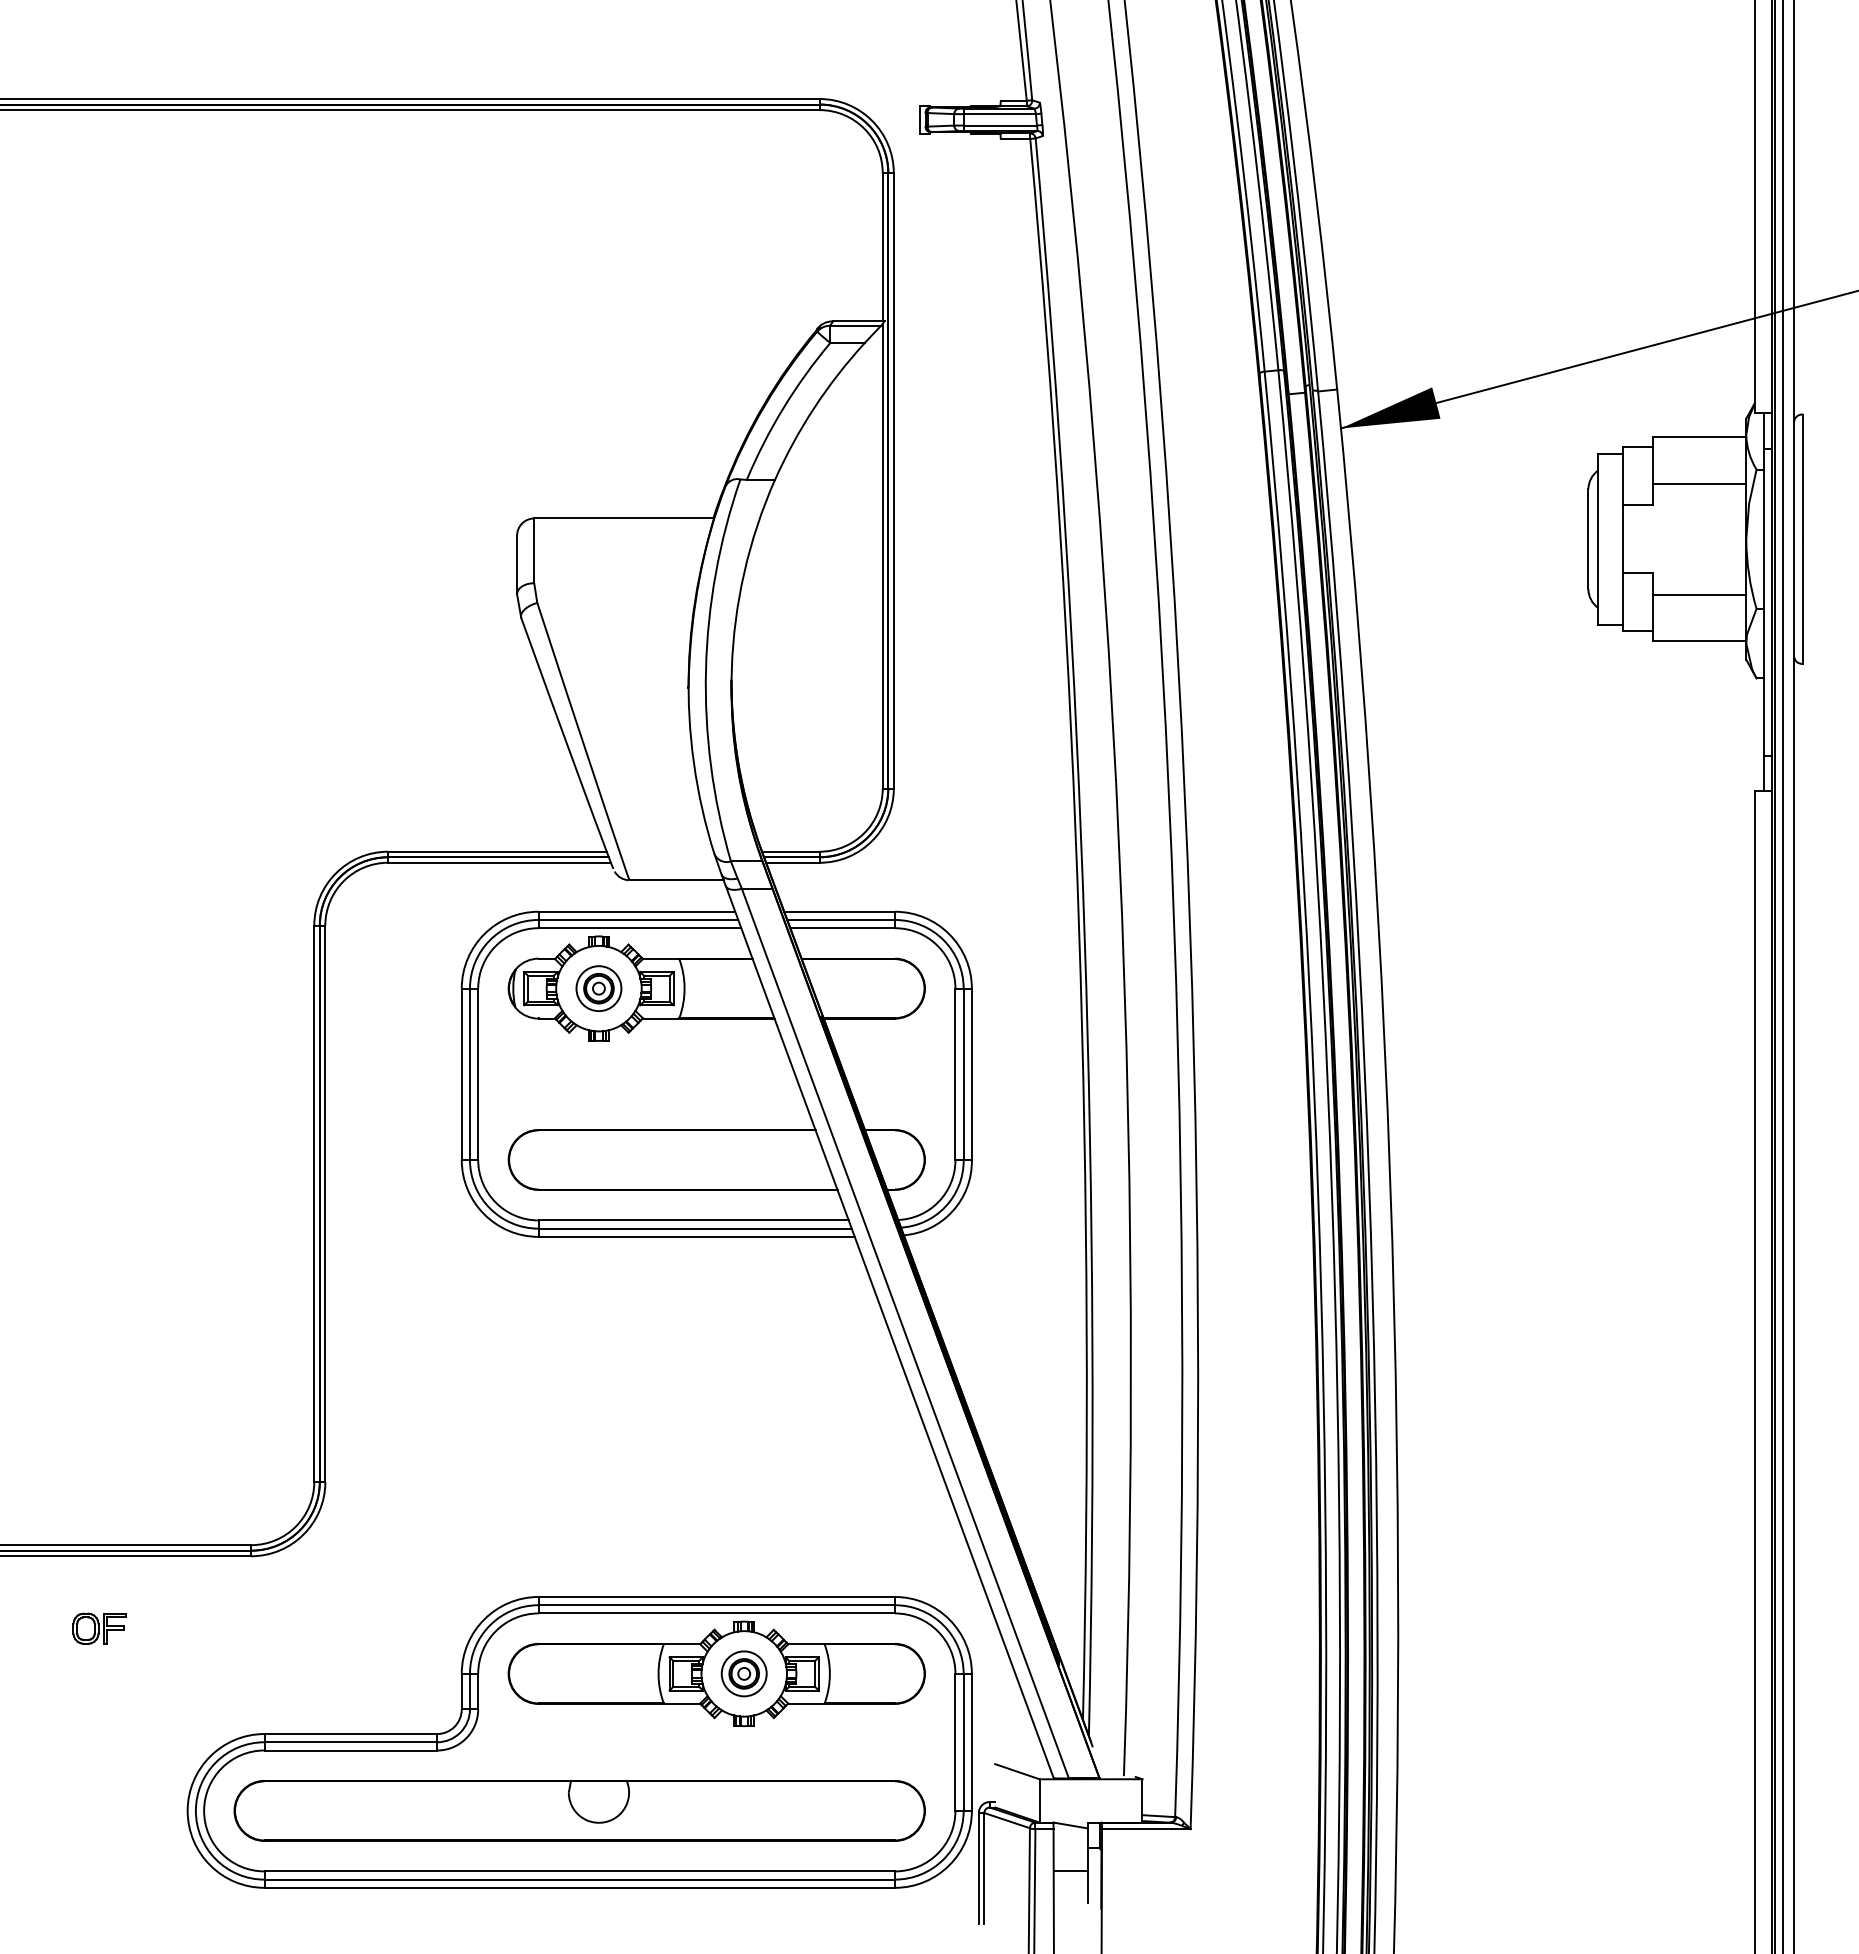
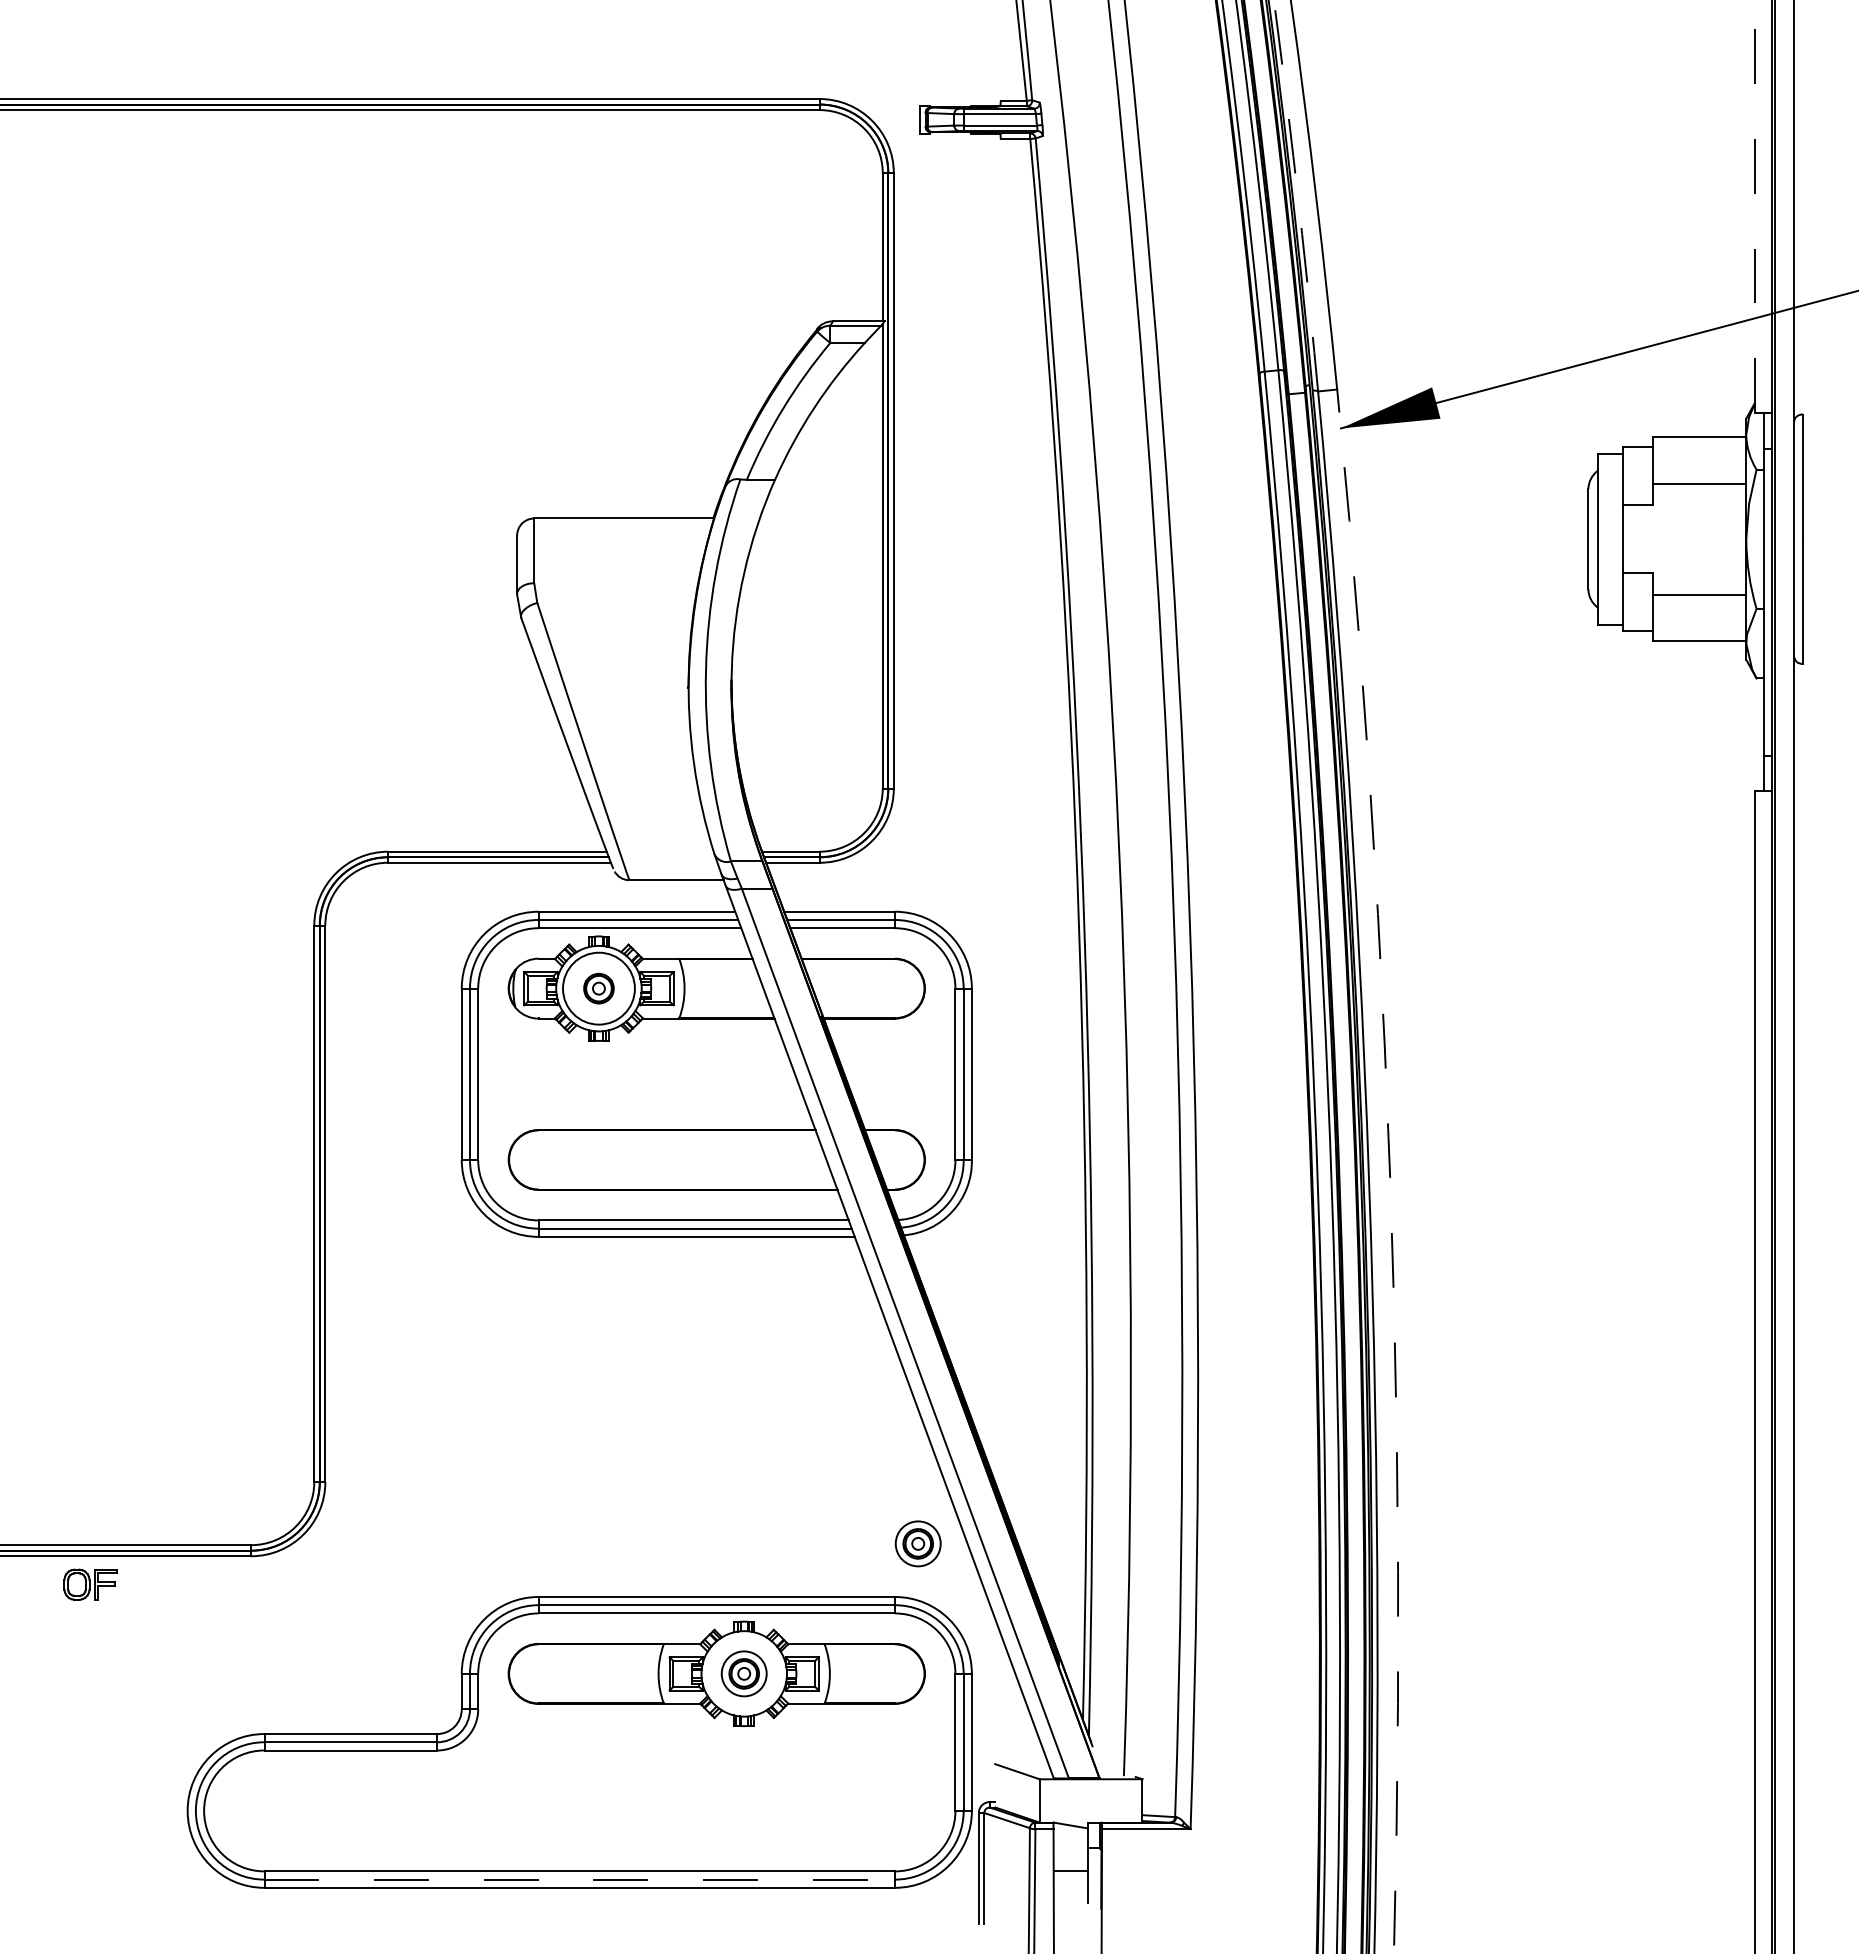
arc: solid -> dashed (1297, 196)
line: solid -> dashed (1754, 207)
line: present -> none (1783, 976)
circle diameter: 45 px -> 72 px (598, 988)
arc: solid -> dashed (1389, 1170)
part: none -> present (917, 1543)
part position: (99, 1628) -> (90, 1584) (90, 1584)
part: present -> none (579, 1810)
line: solid -> dashed (580, 1879)
